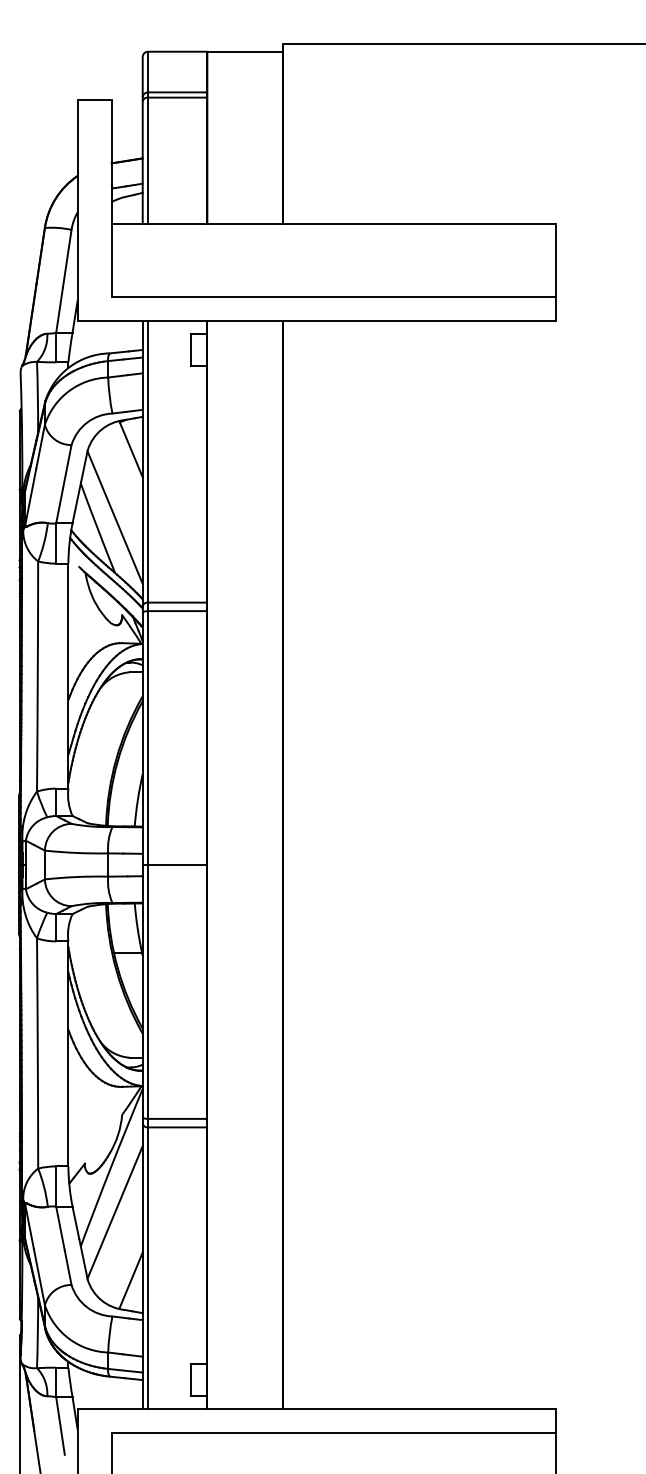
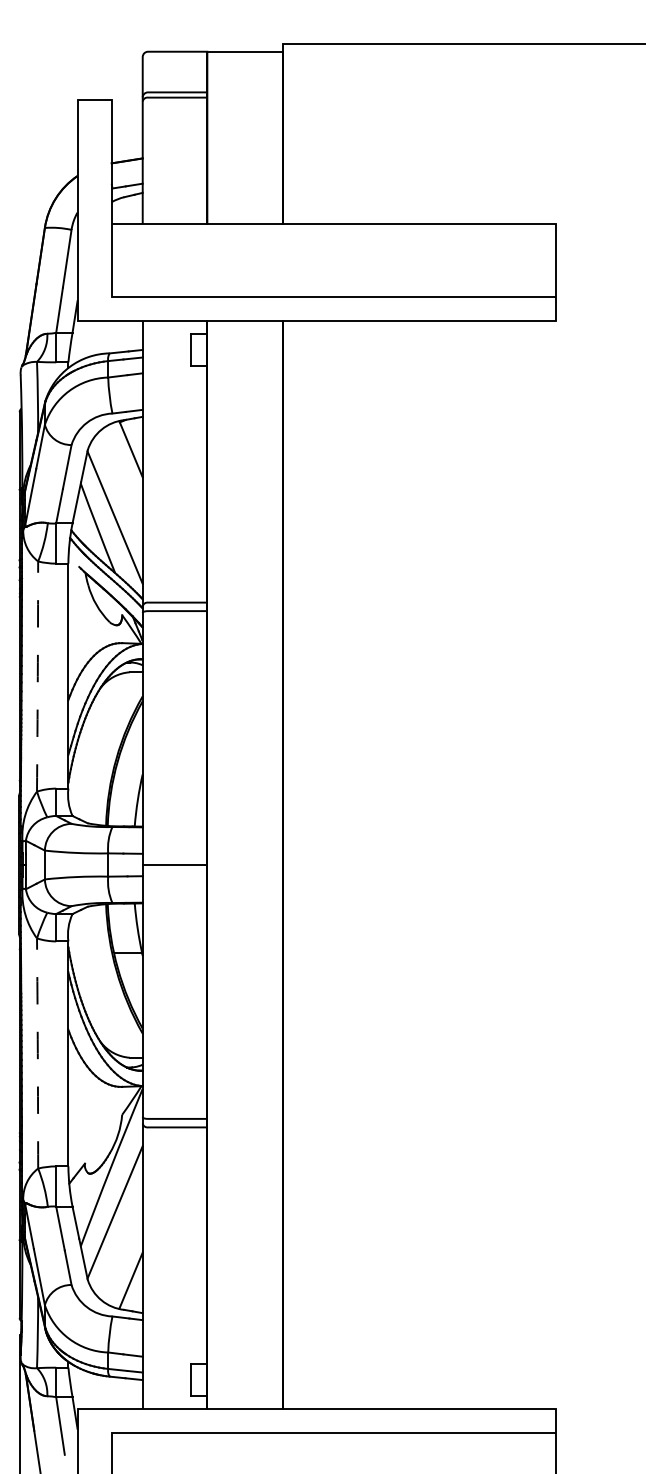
line: present -> none (148, 137)
arc: solid -> dashed (37, 676)
line: present -> none (148, 864)
arc: solid -> dashed (37, 1053)
